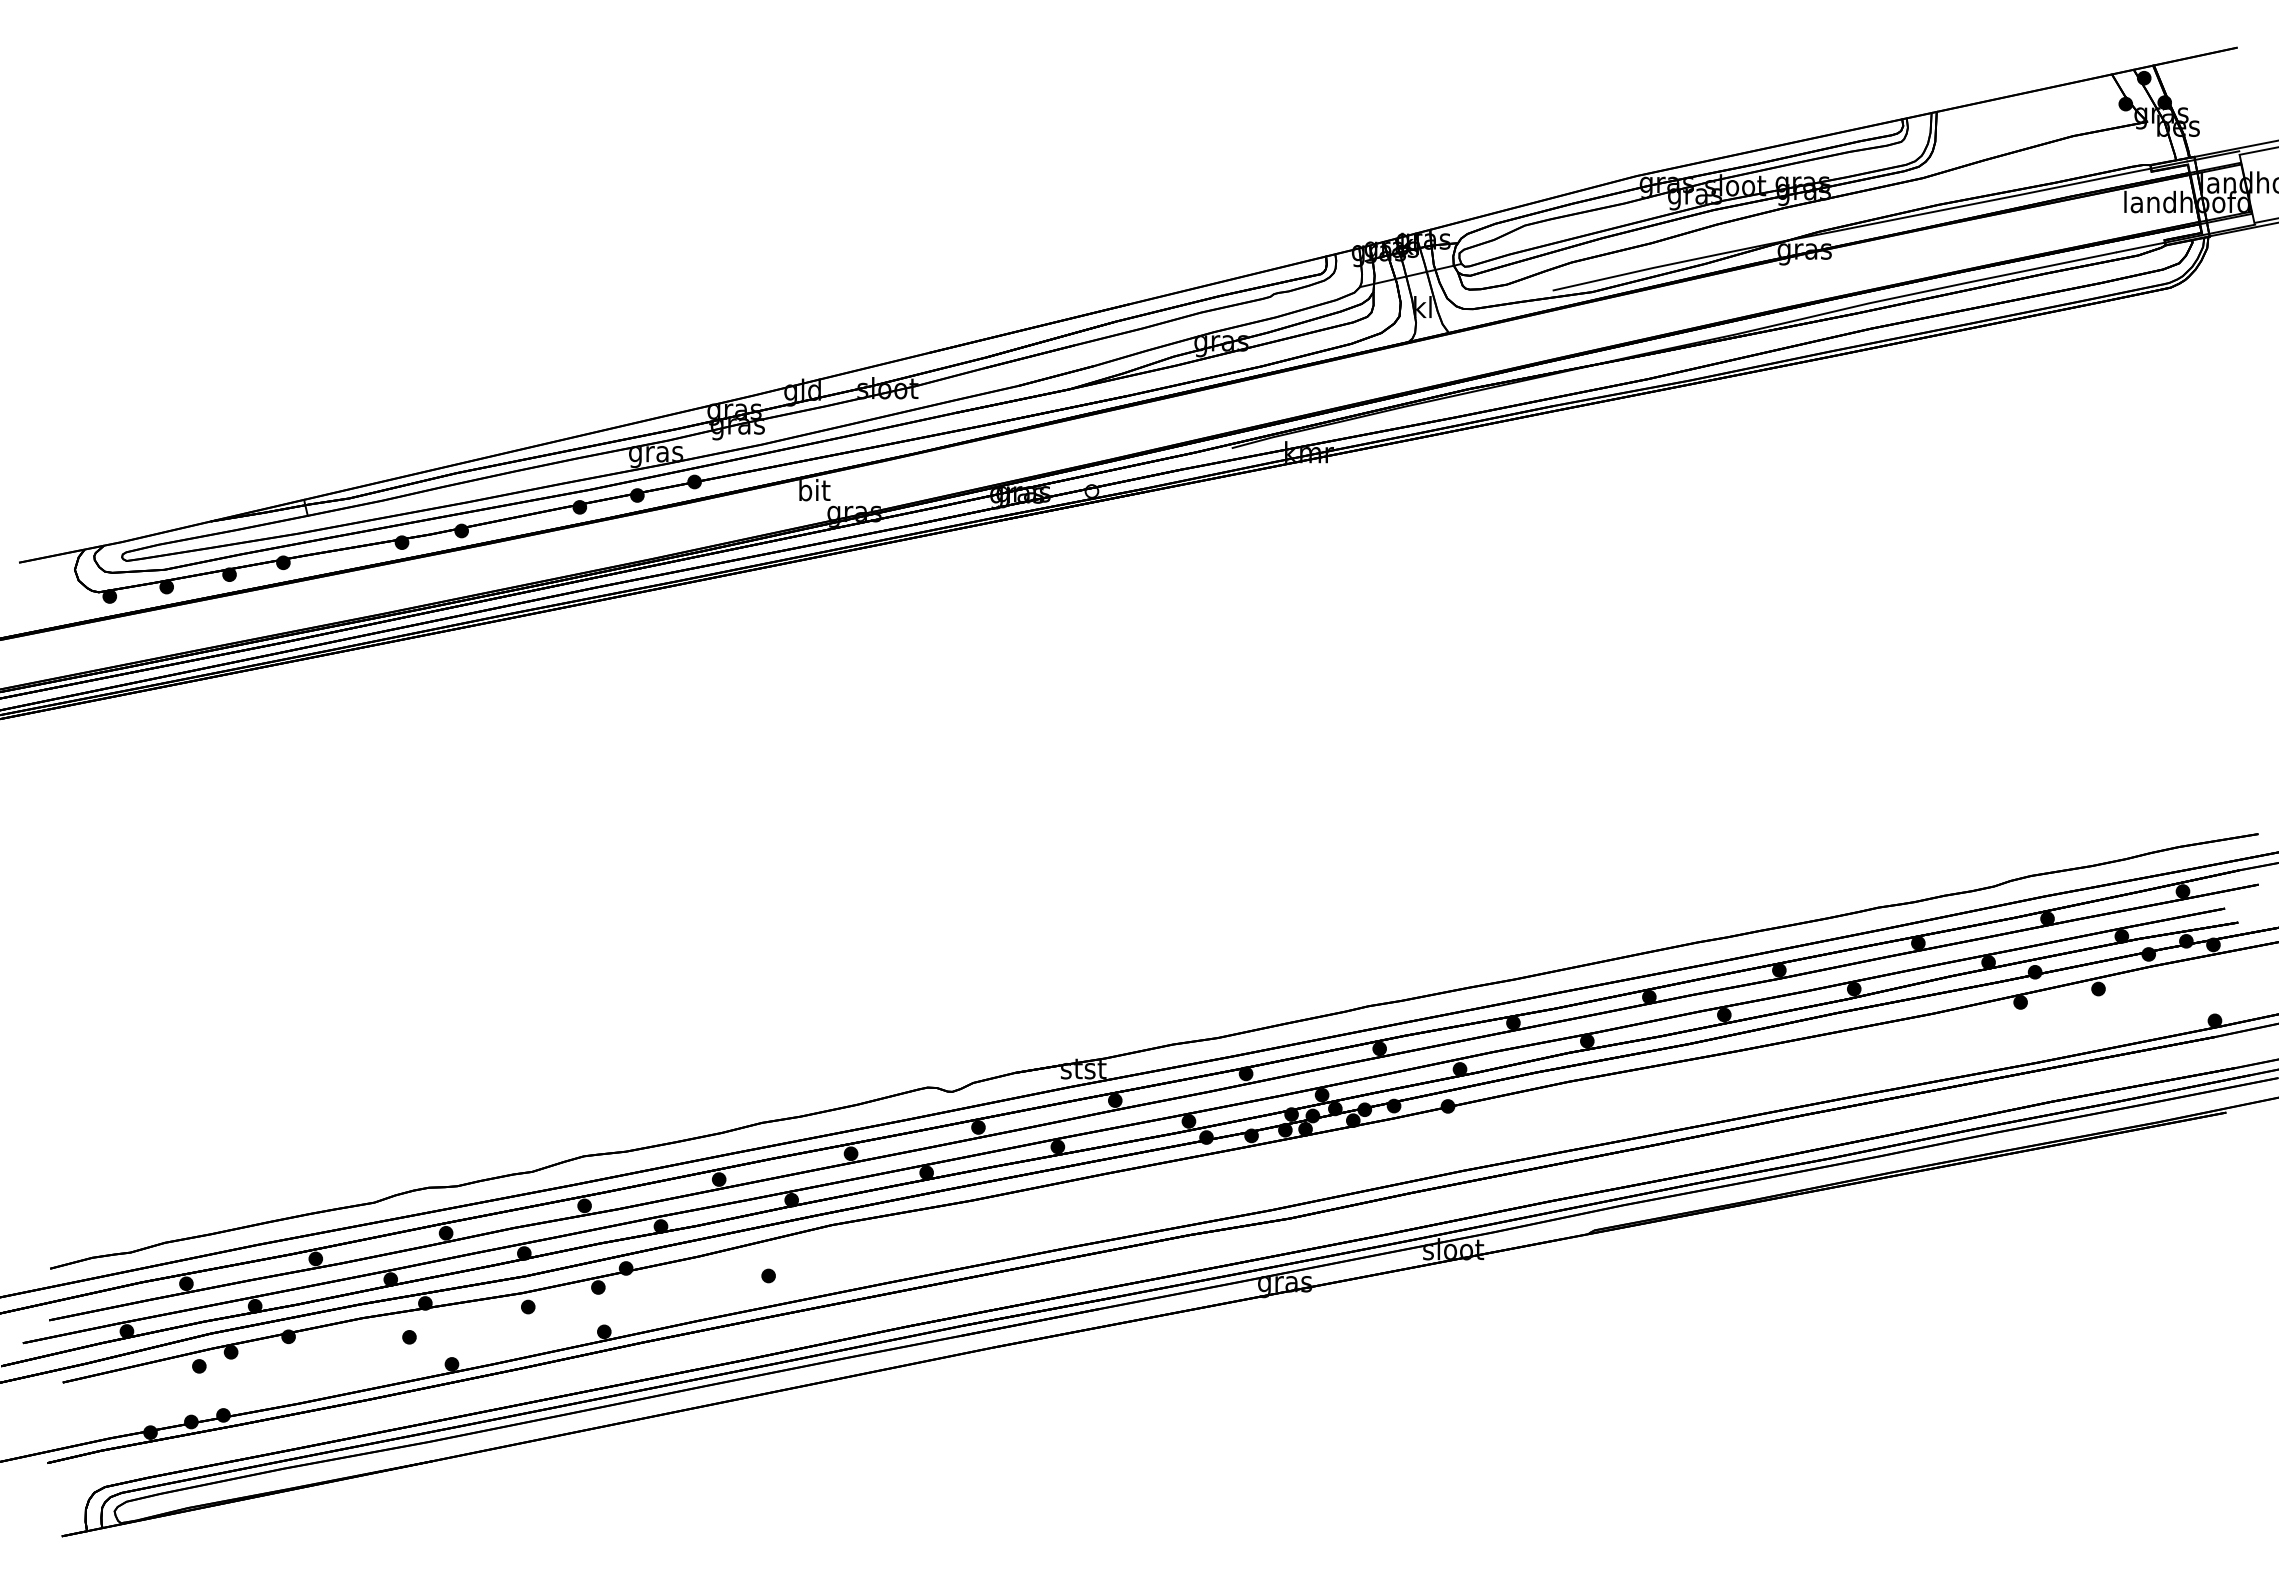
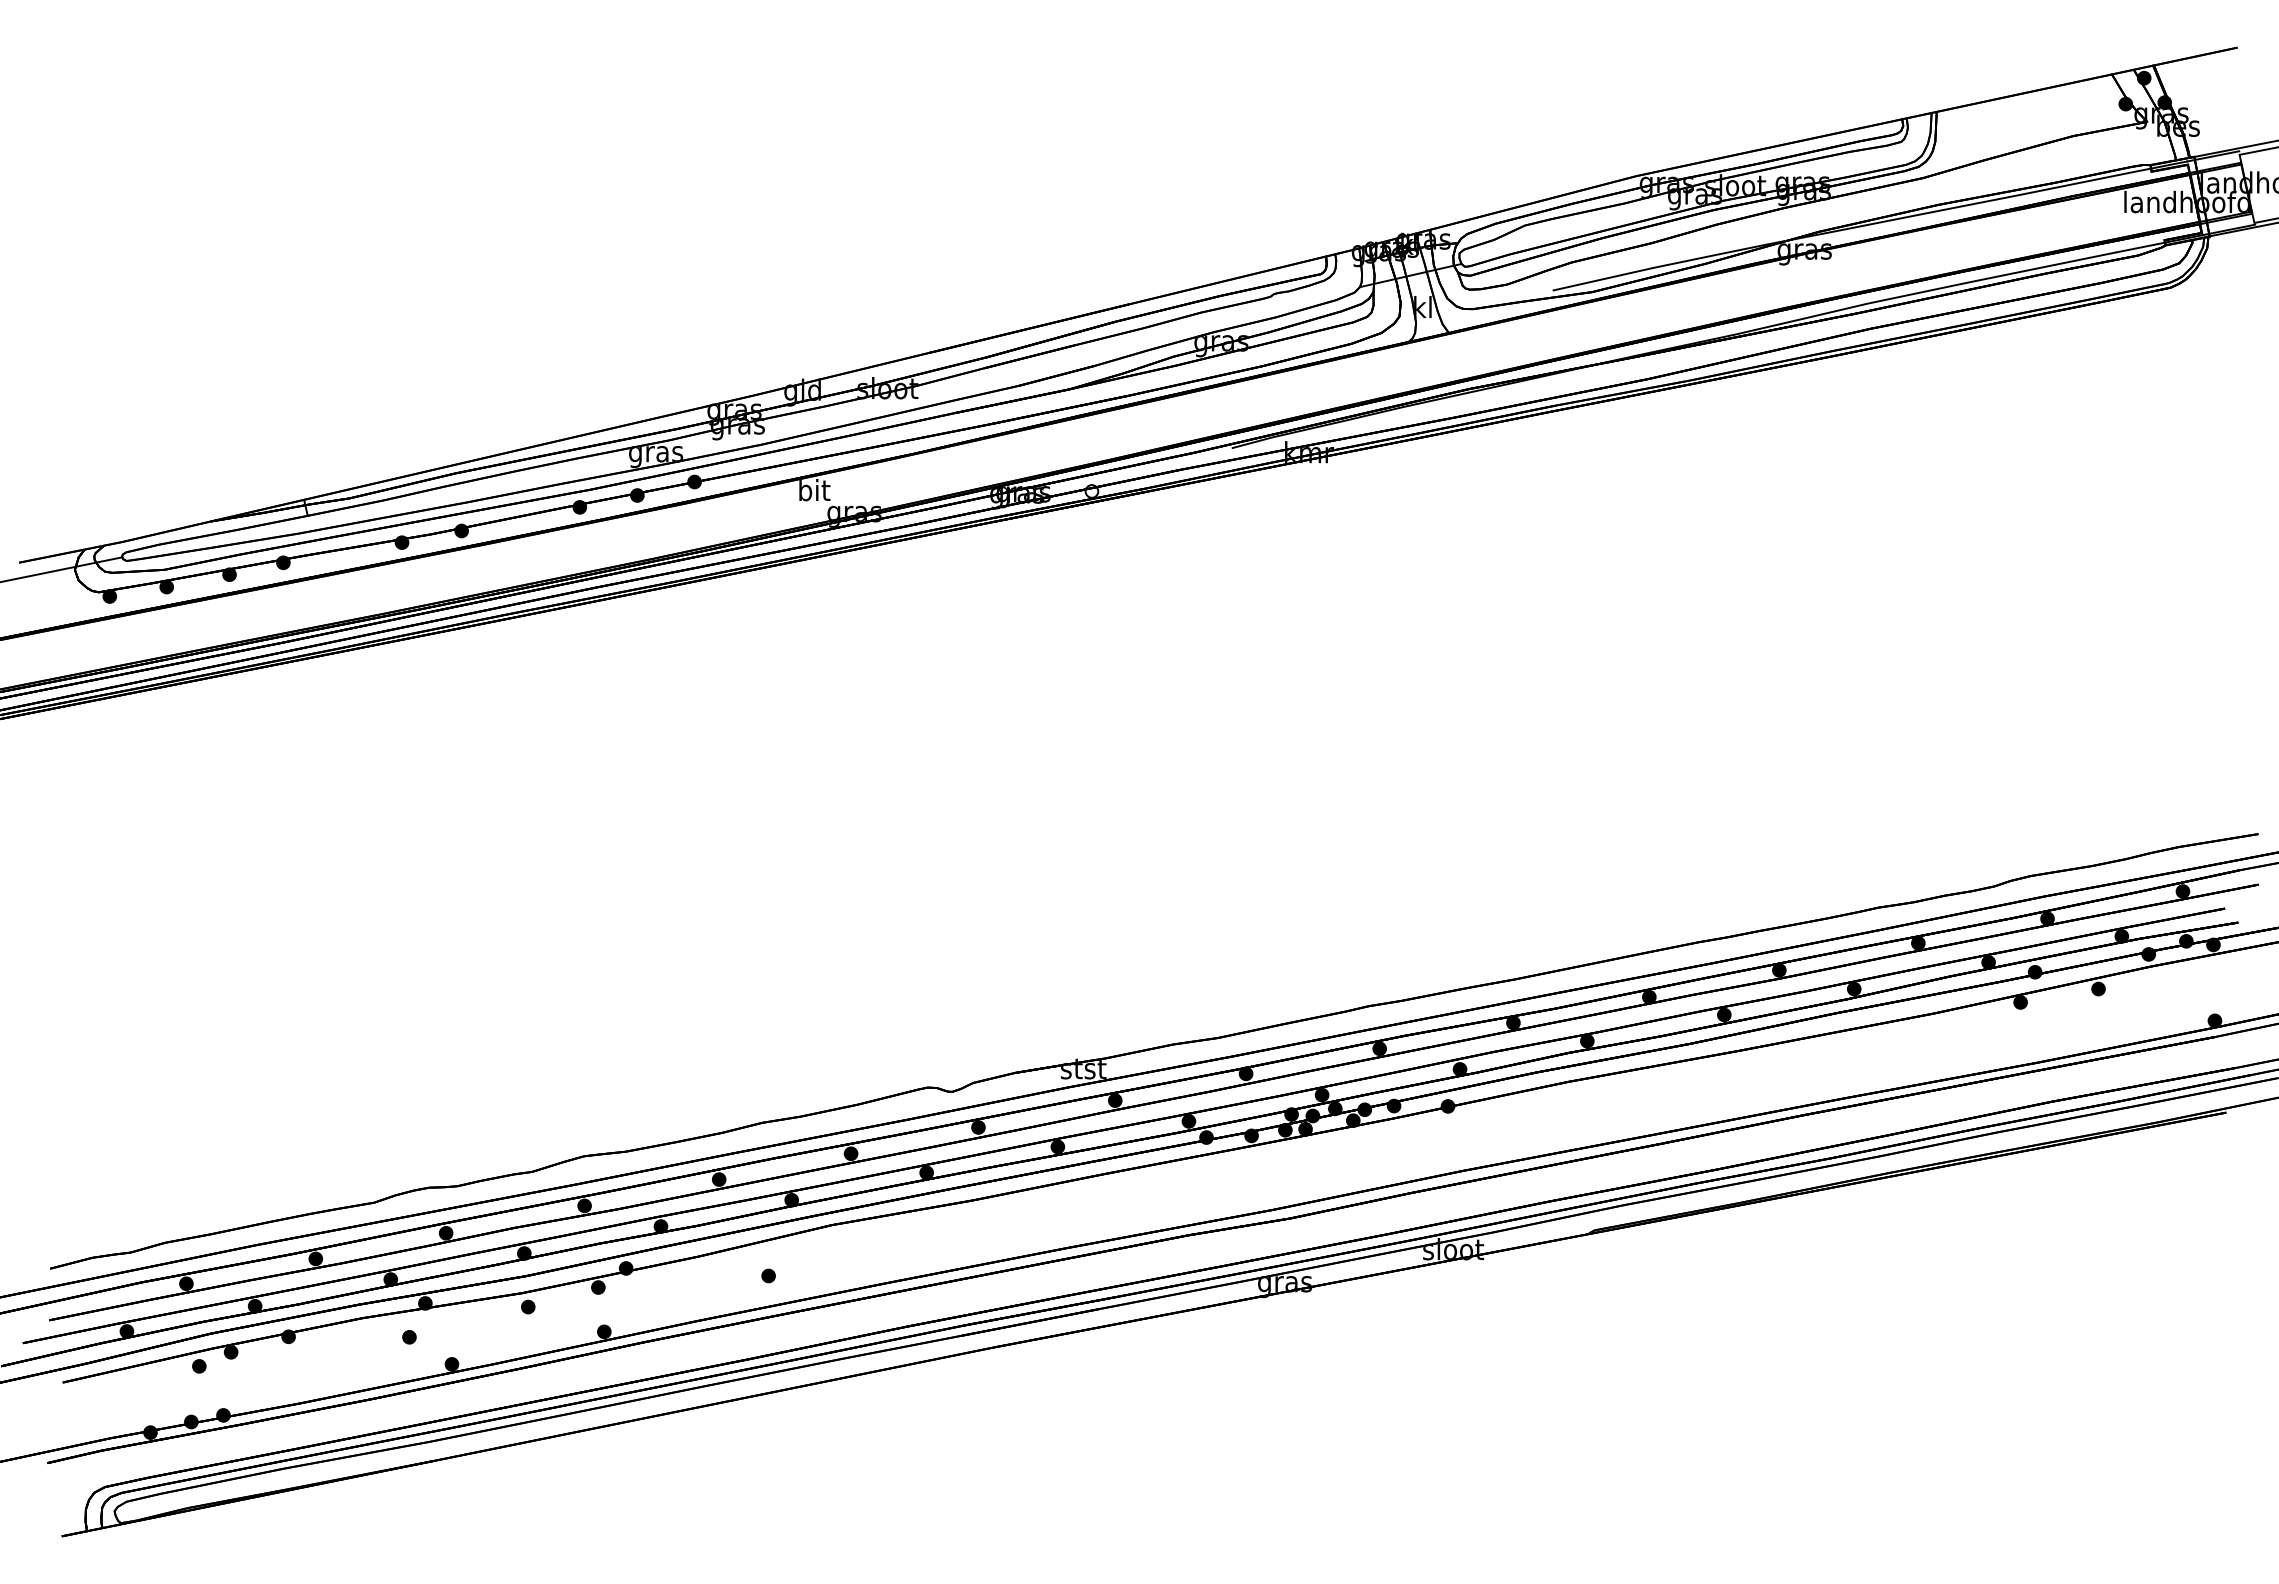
line: none -> present (62, 569)
